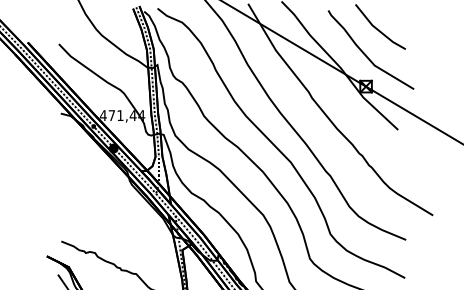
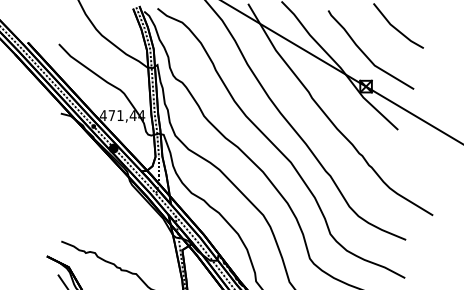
line position: (379, 29) -> (397, 28) (397, 28)
